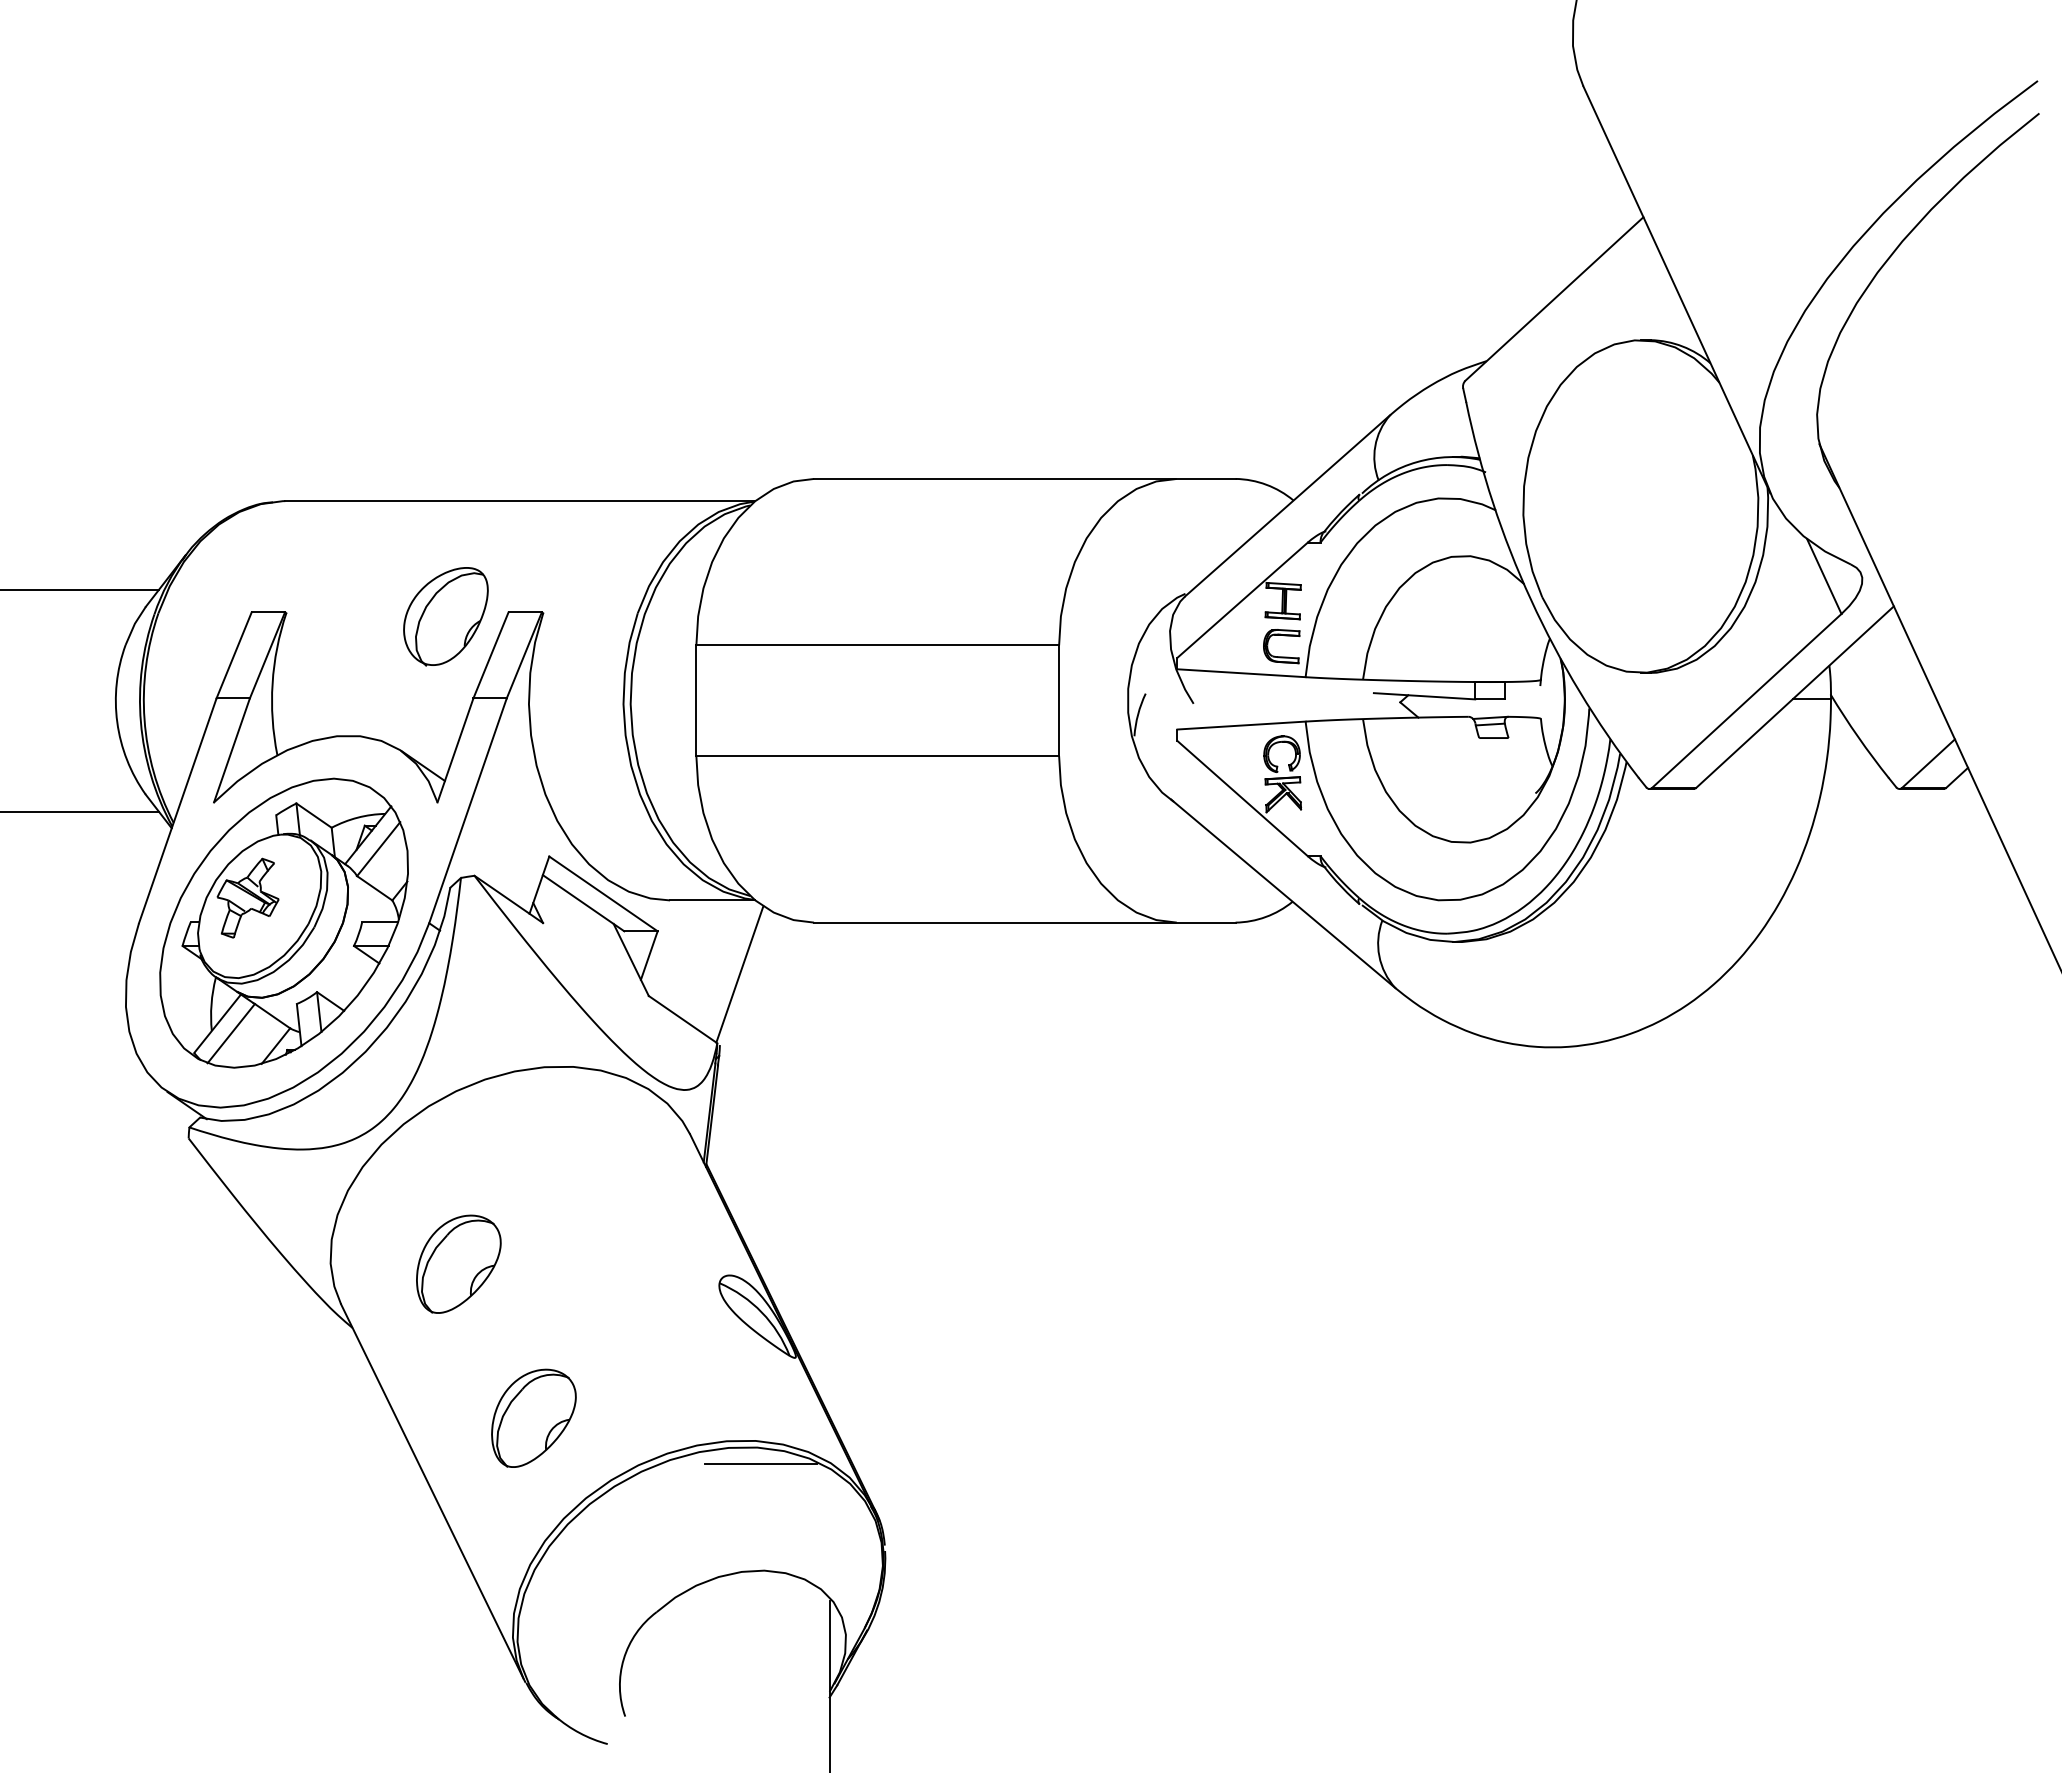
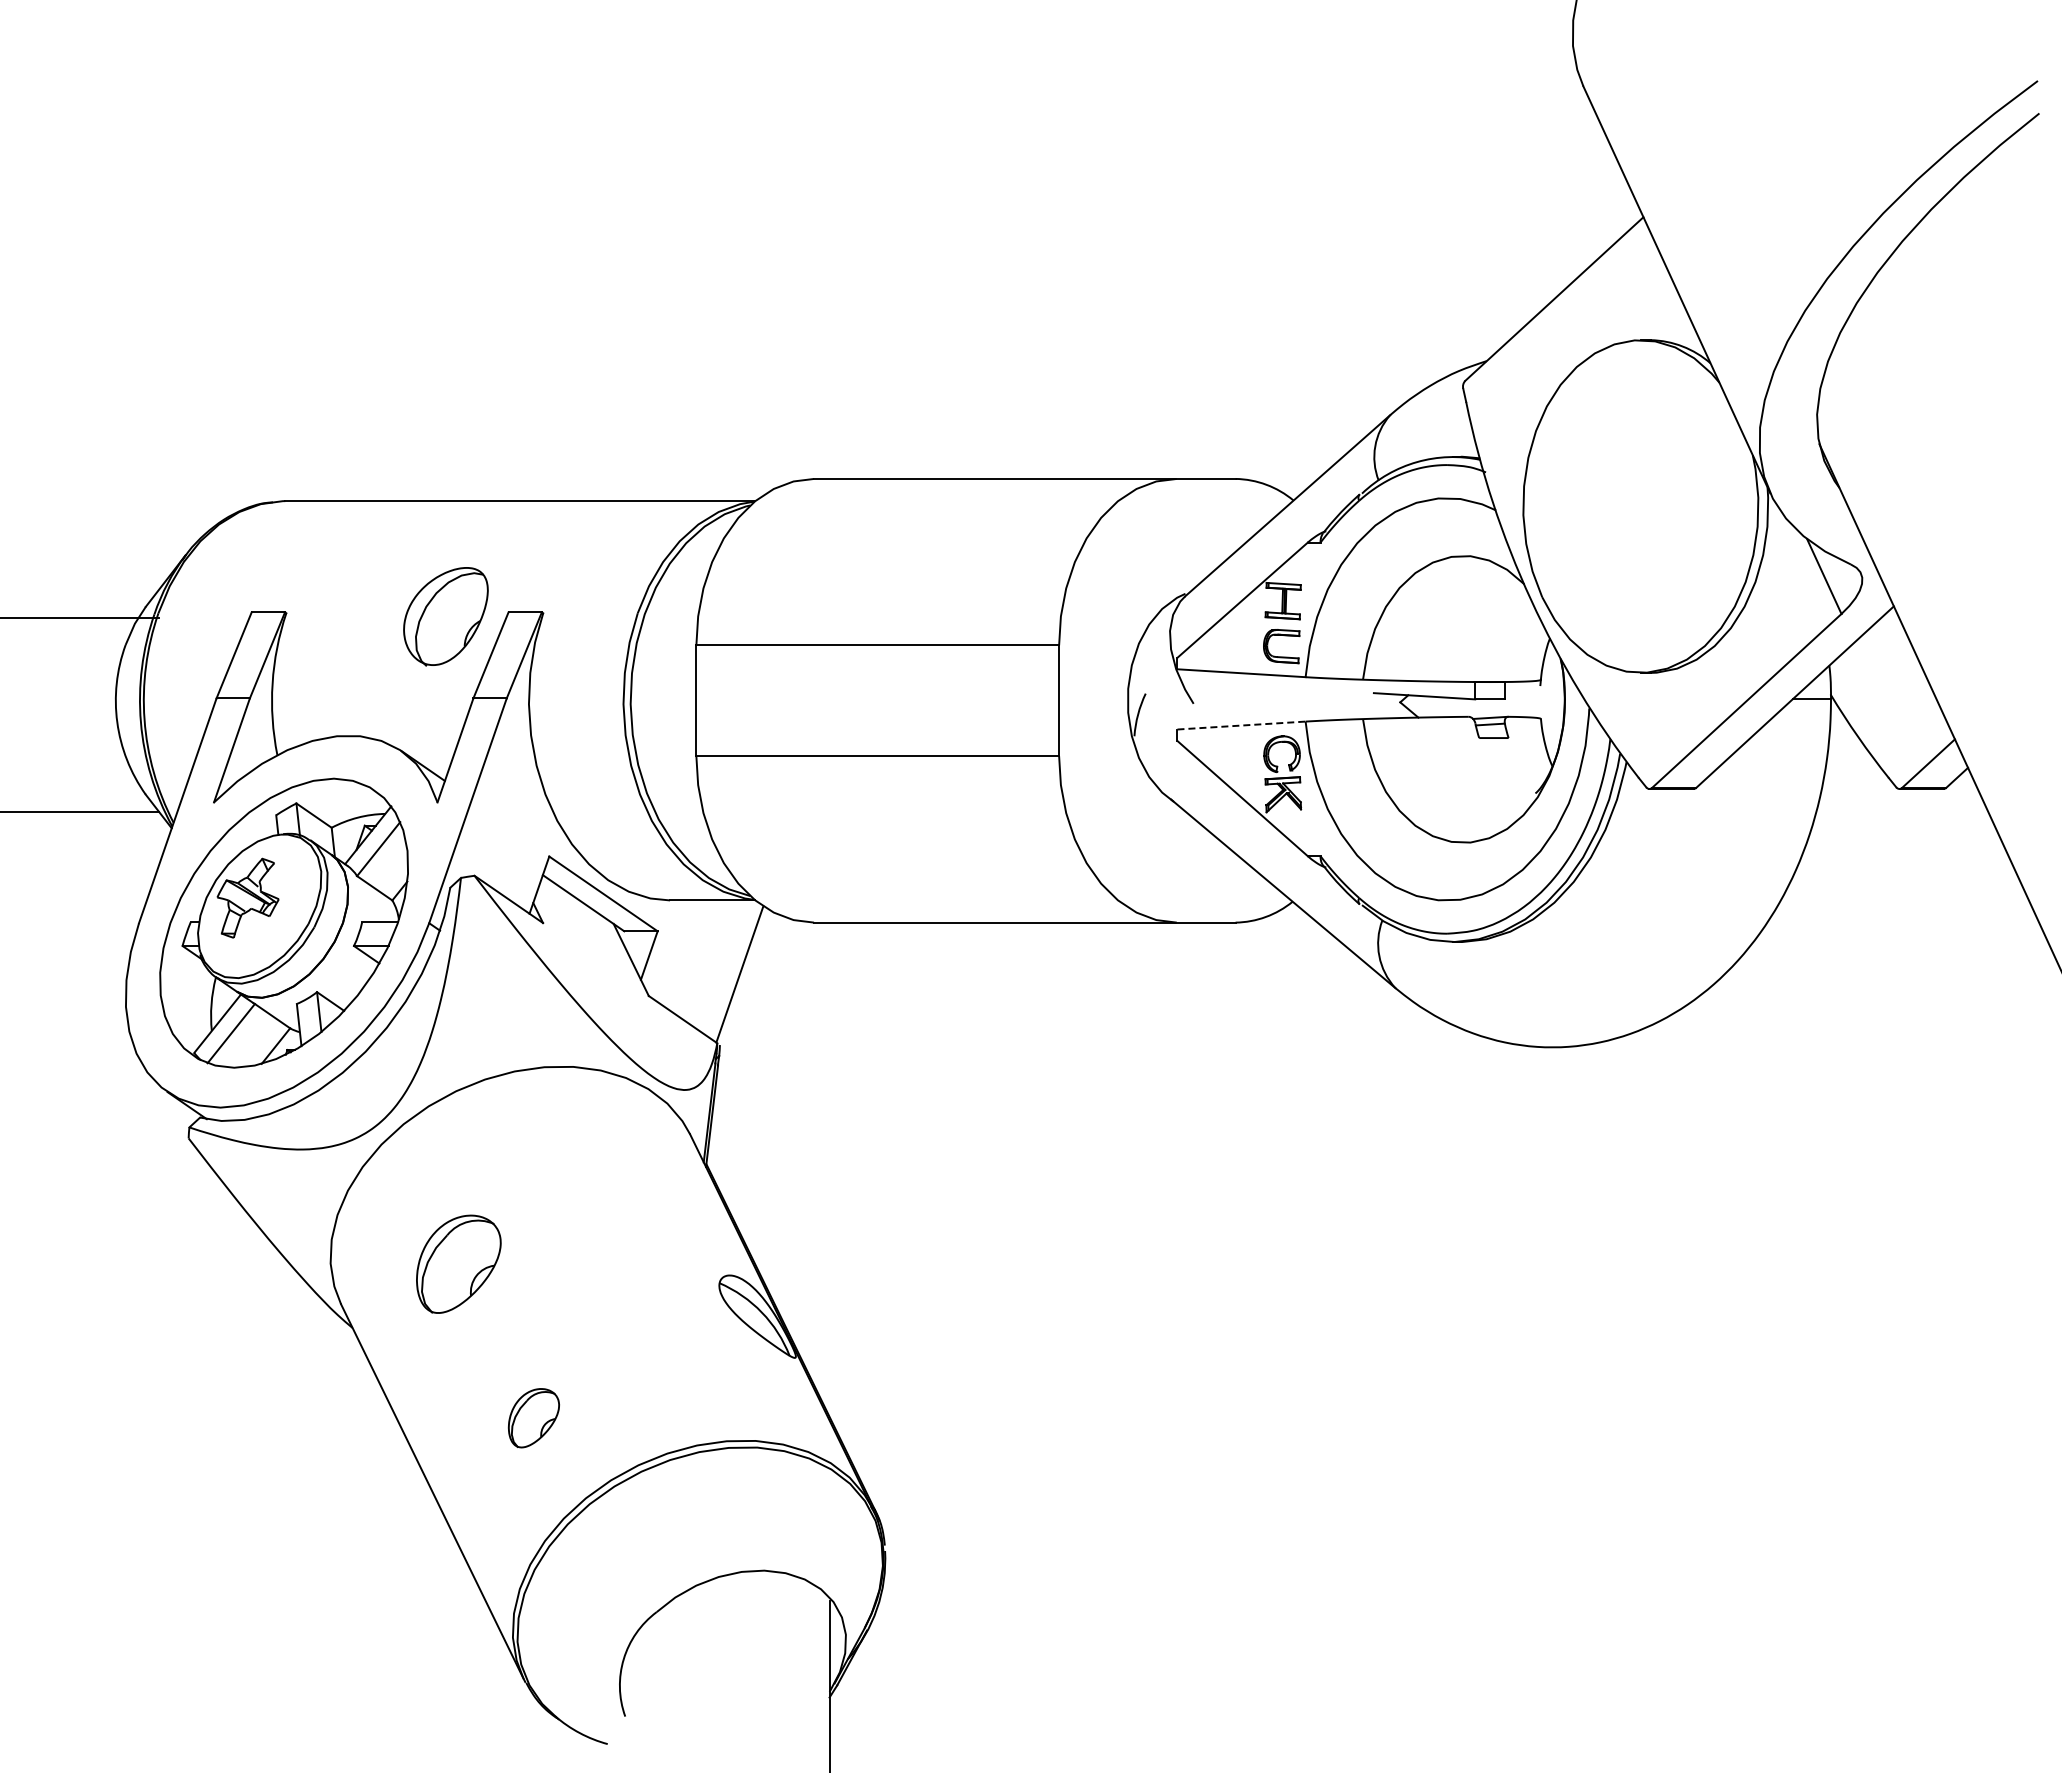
line position: (80, 589) -> (80, 617) (80, 617)
line: solid -> dashed (1242, 725)
part size: 86x100 px -> 53x61 px (533, 1418)
line: present -> none (760, 1463)
